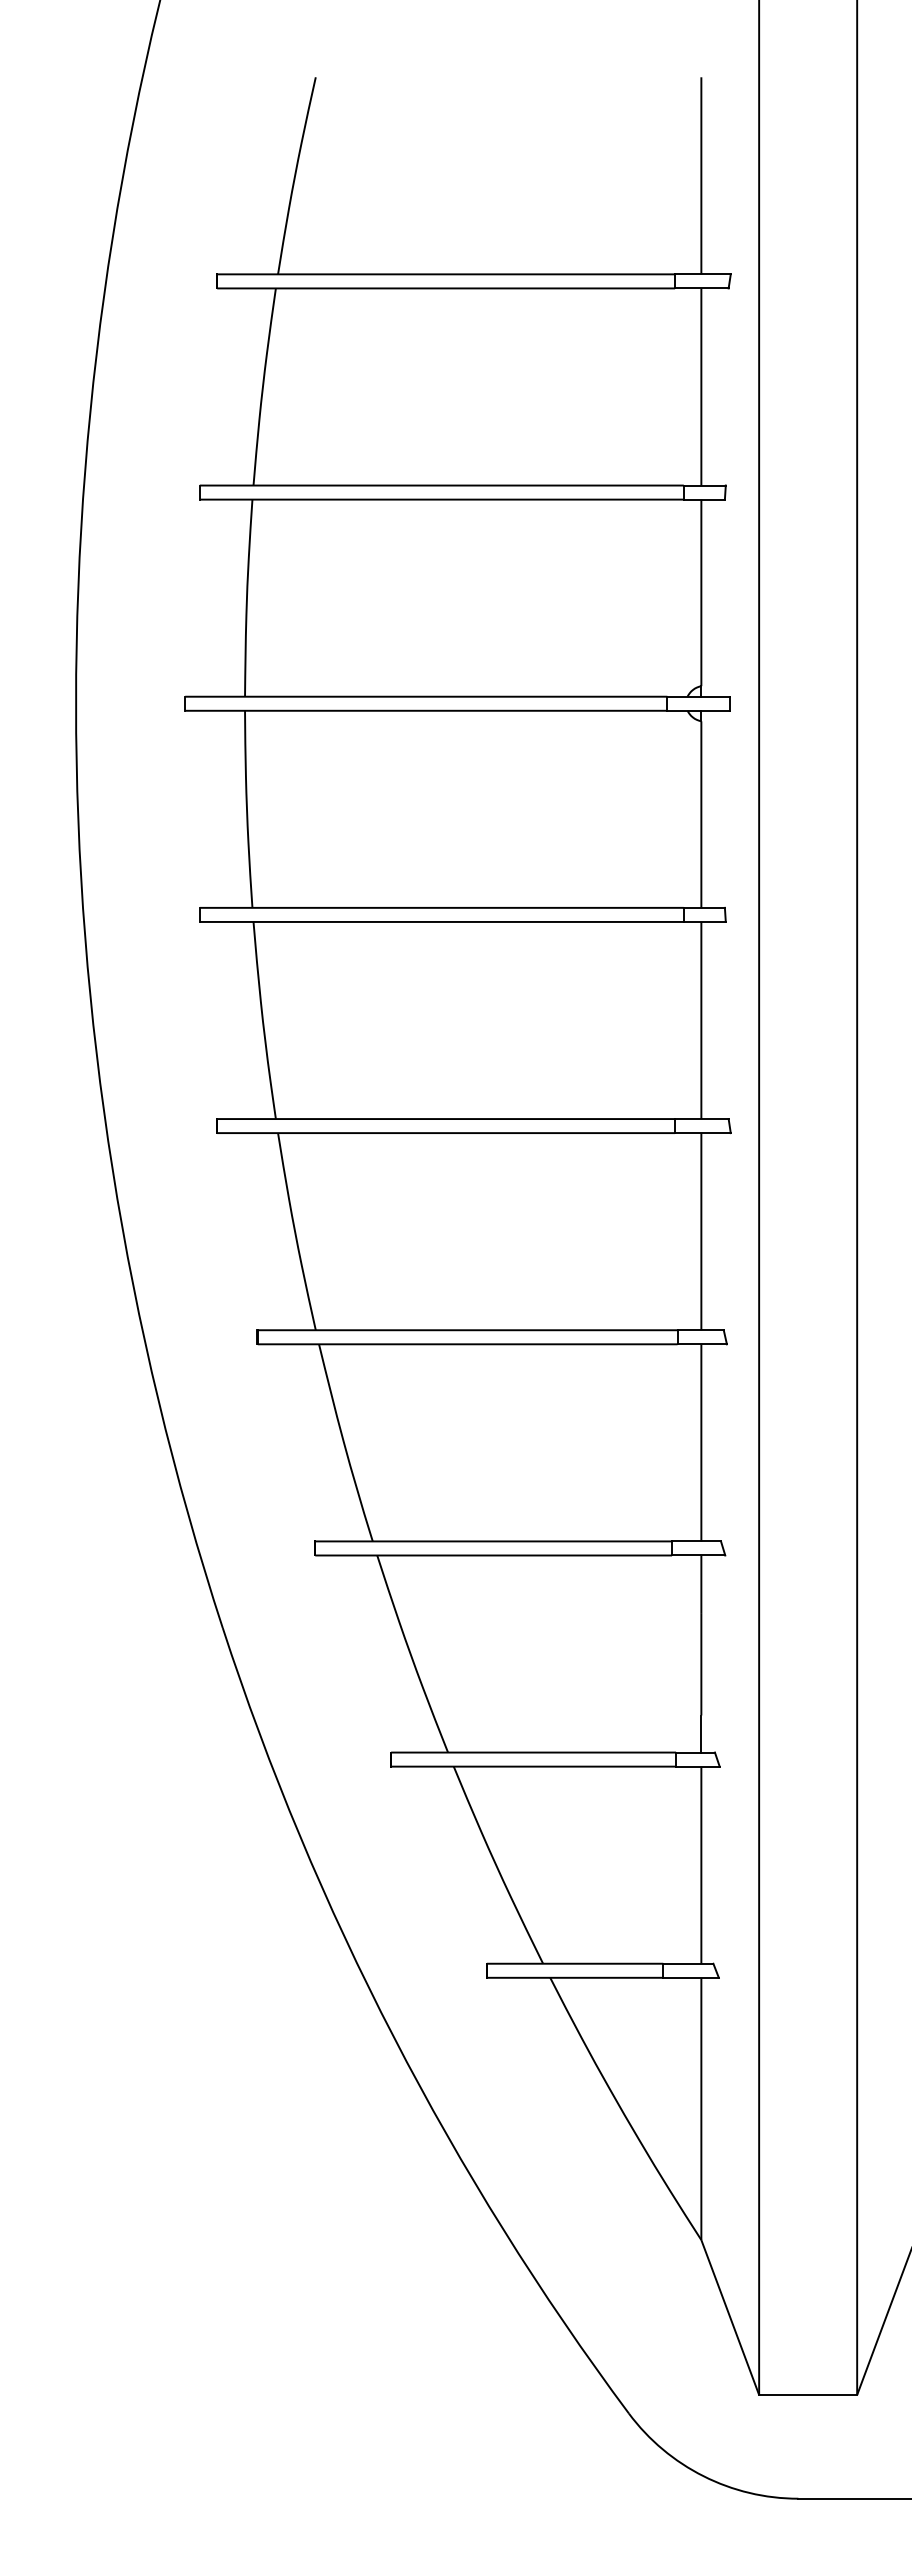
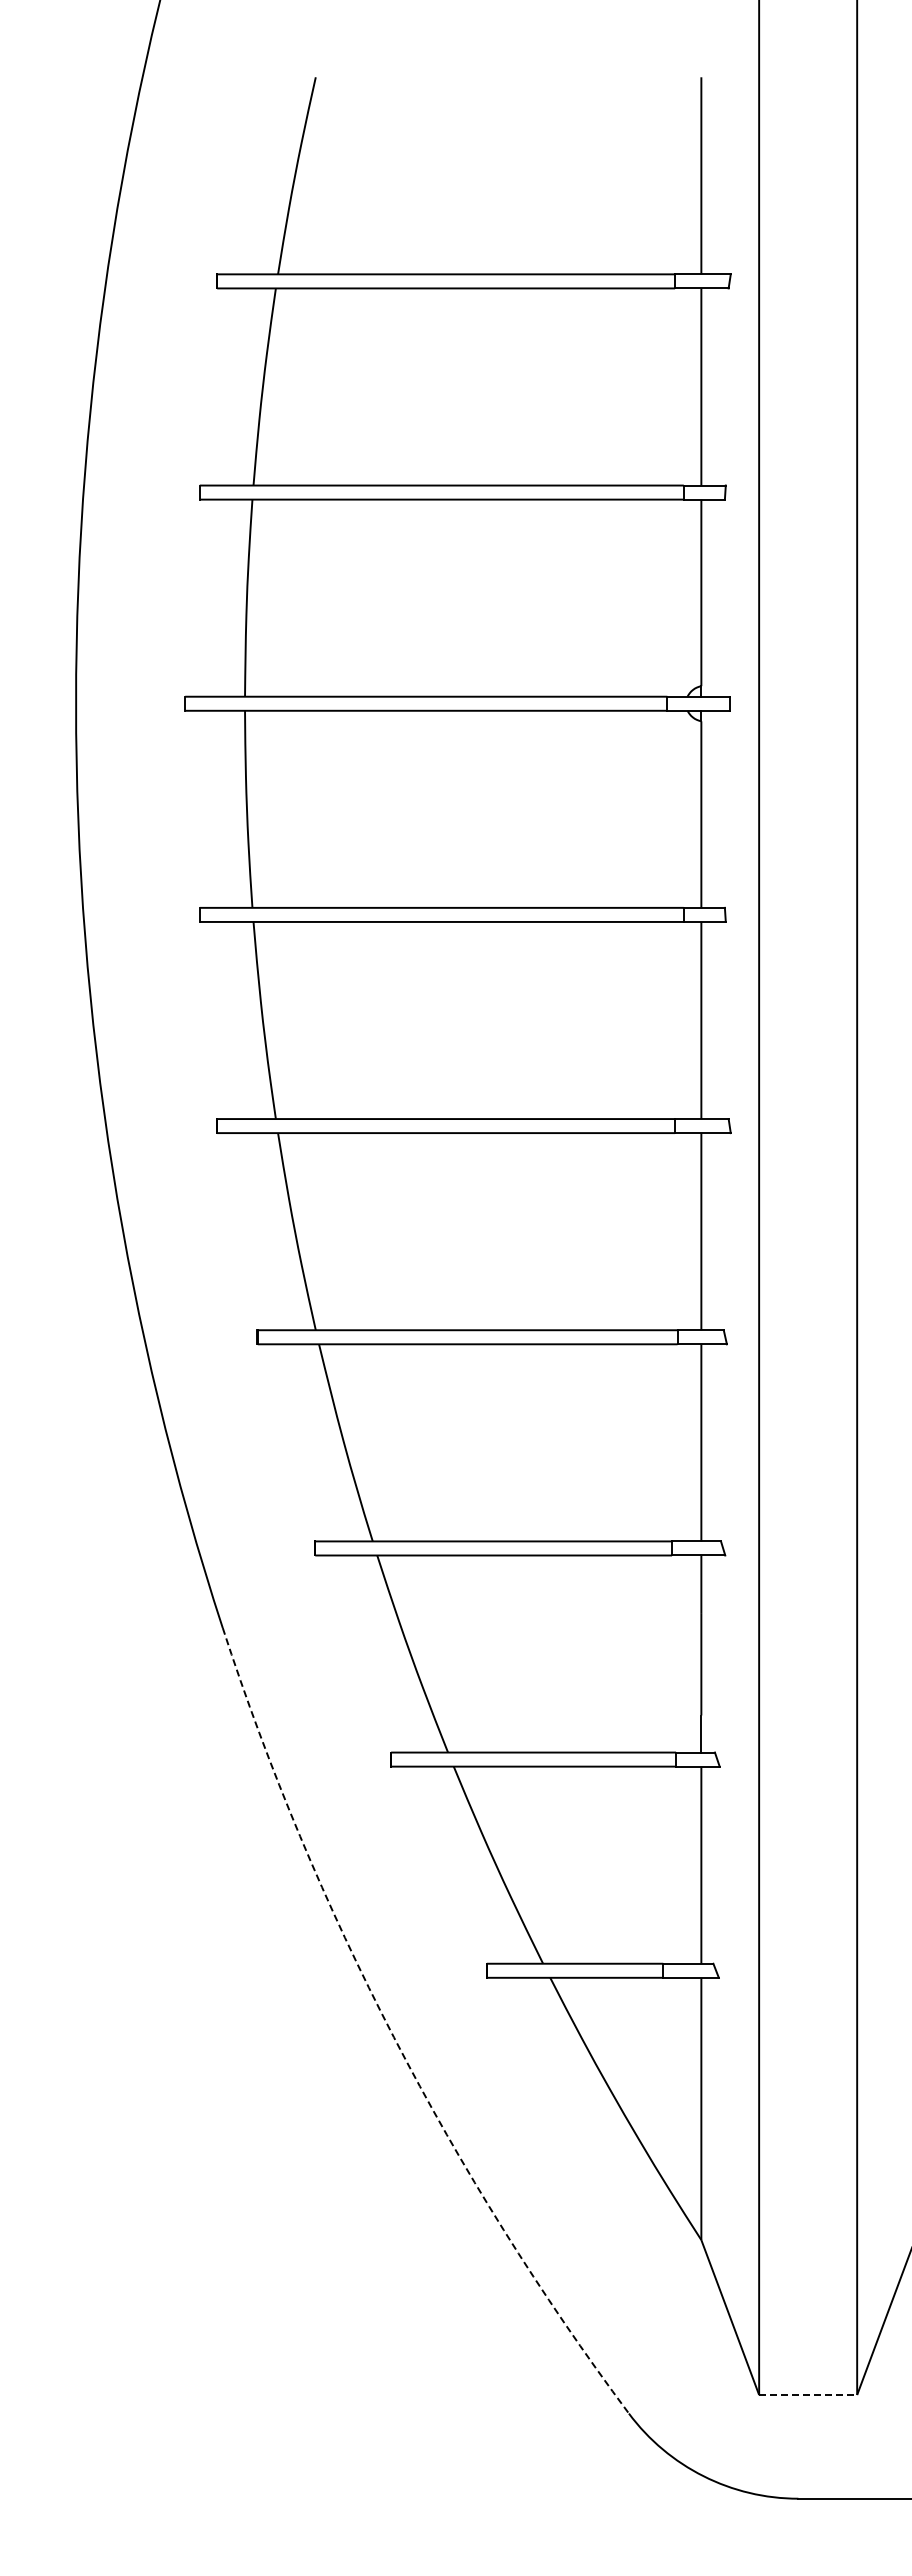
arc: solid -> dashed (393, 2037)
line: solid -> dashed (808, 2395)
